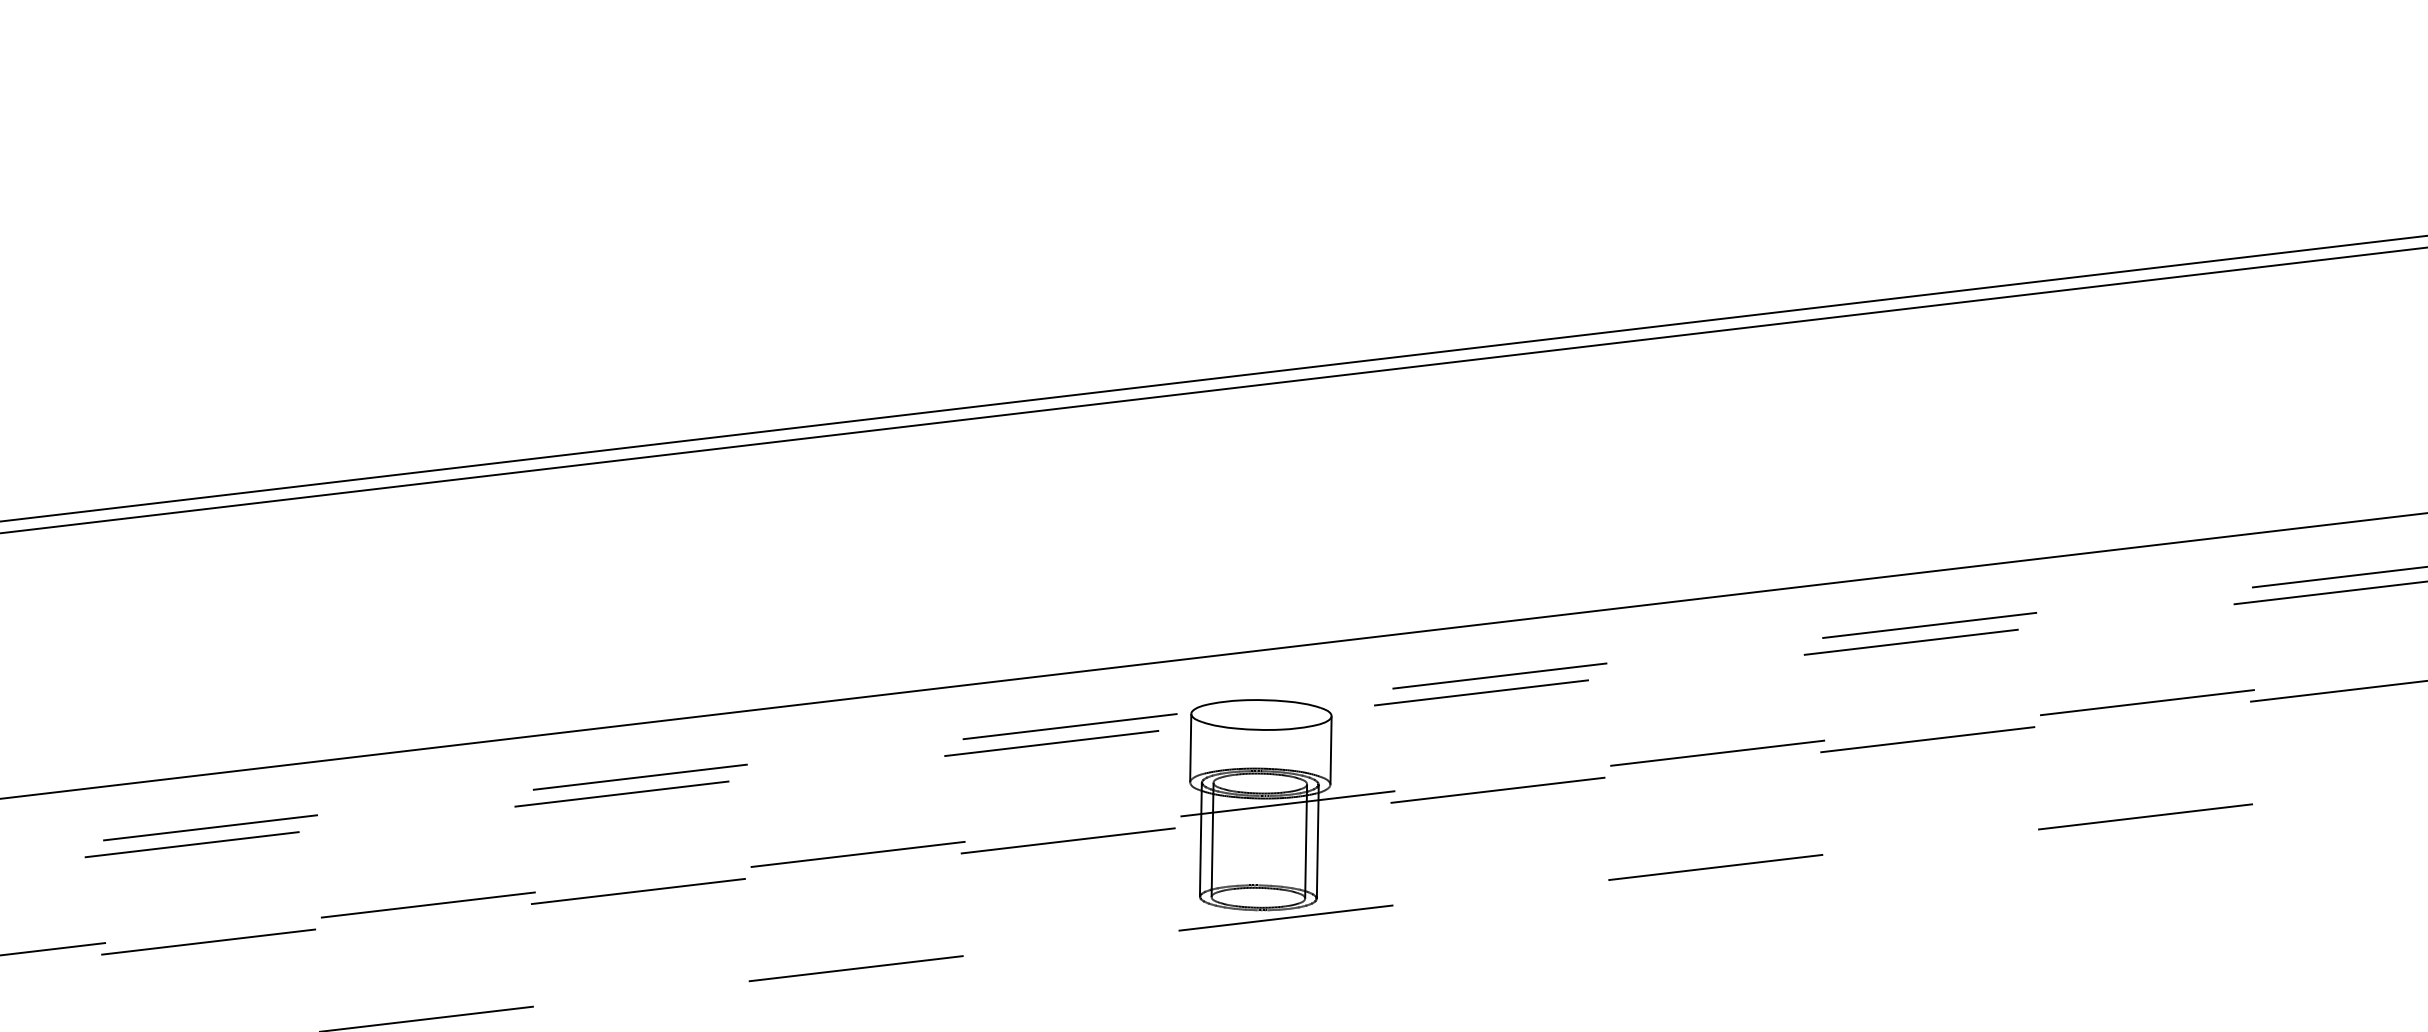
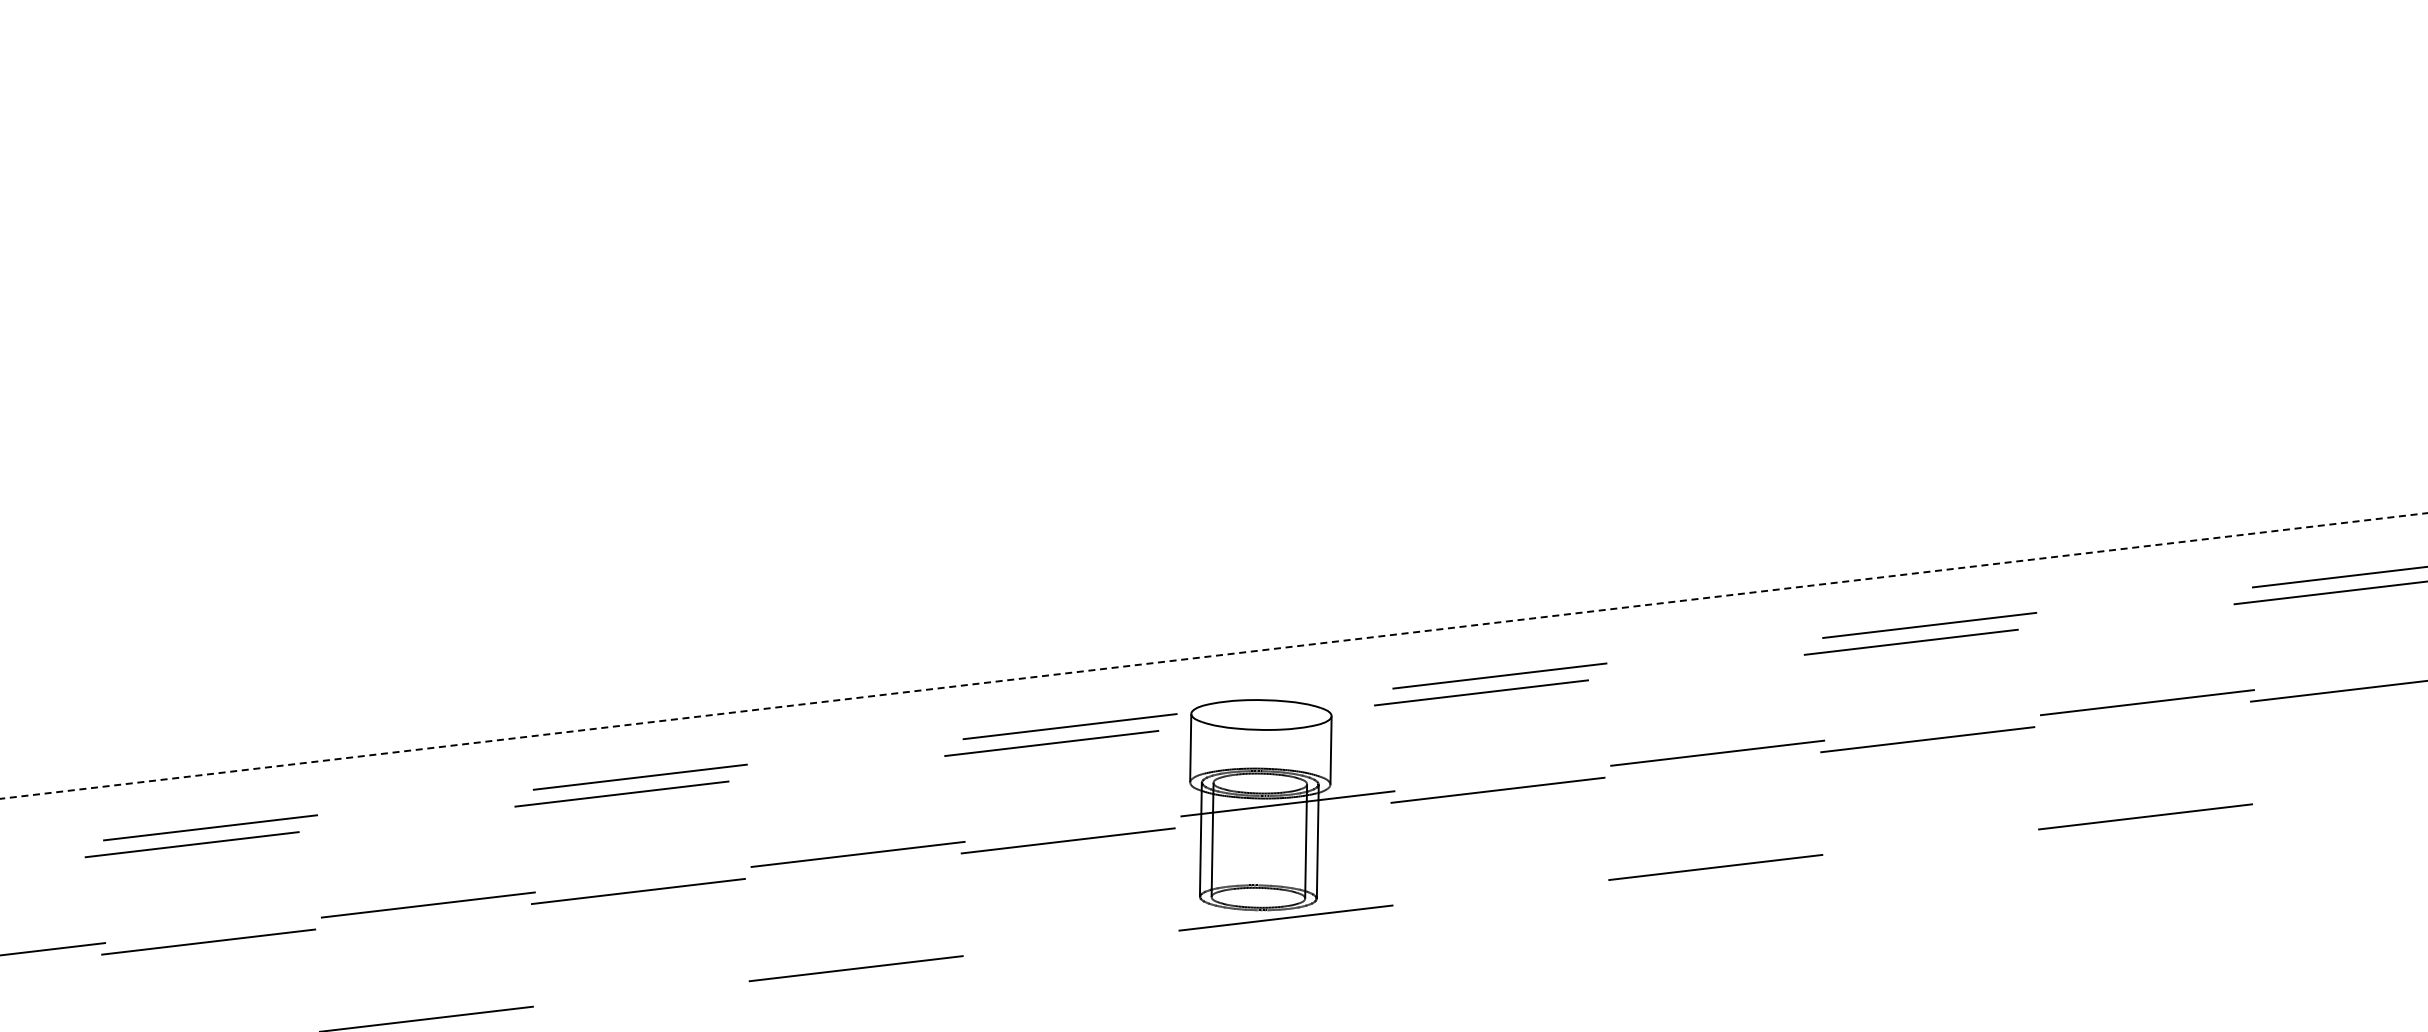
line: present -> none (1213, 378)
line: present -> none (1213, 390)
line: solid -> dashed (1213, 656)
